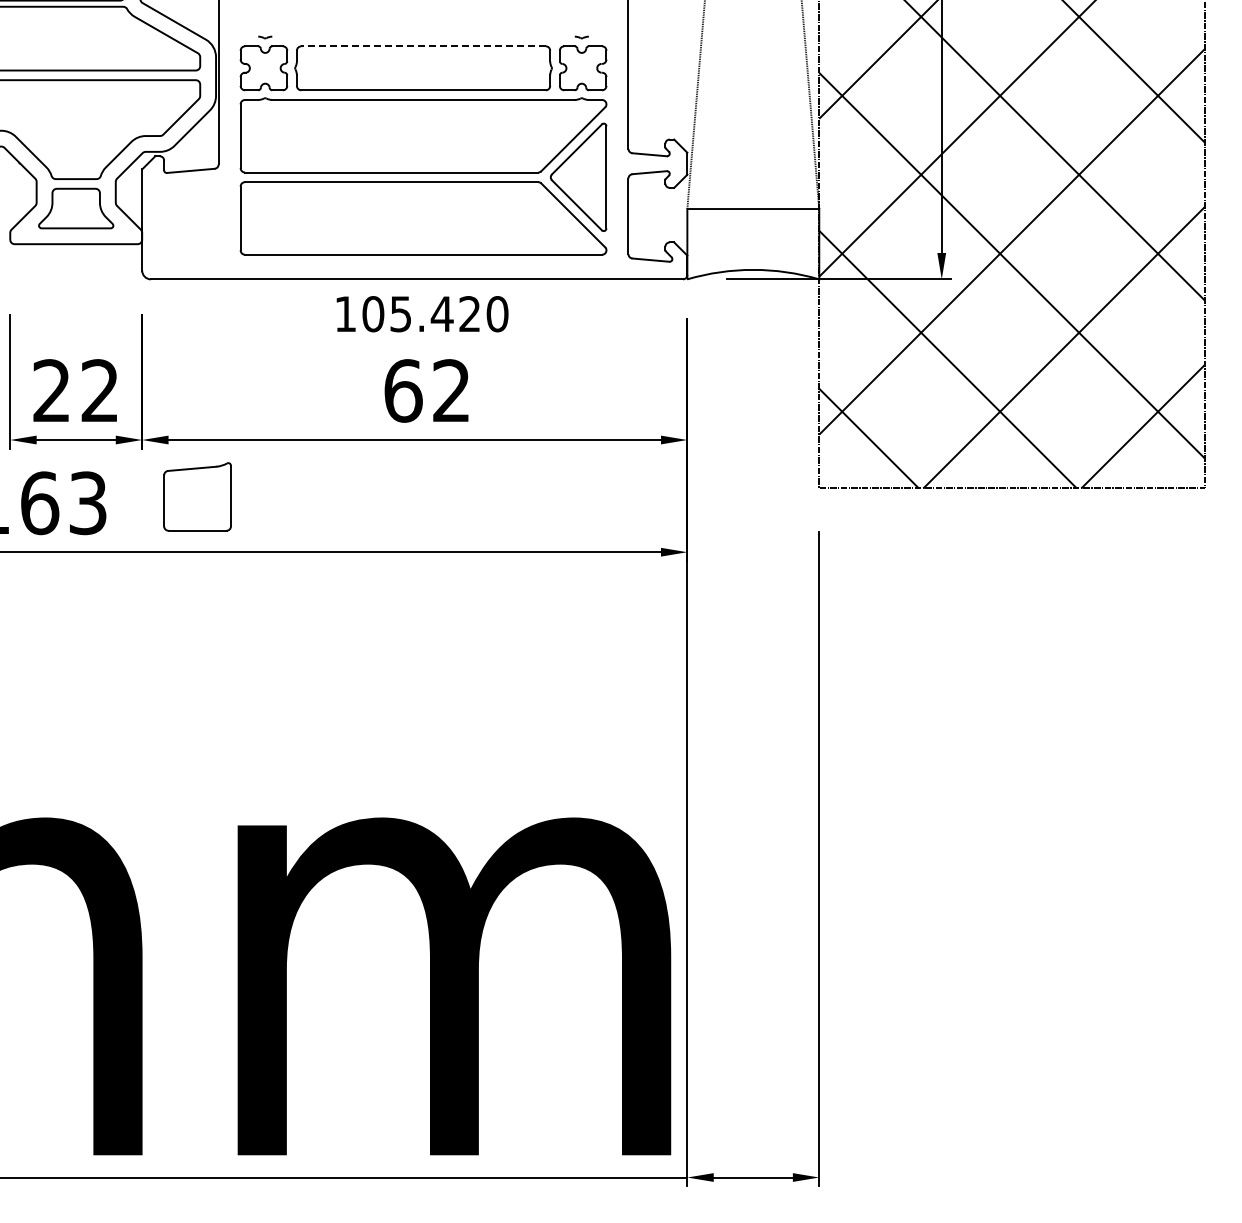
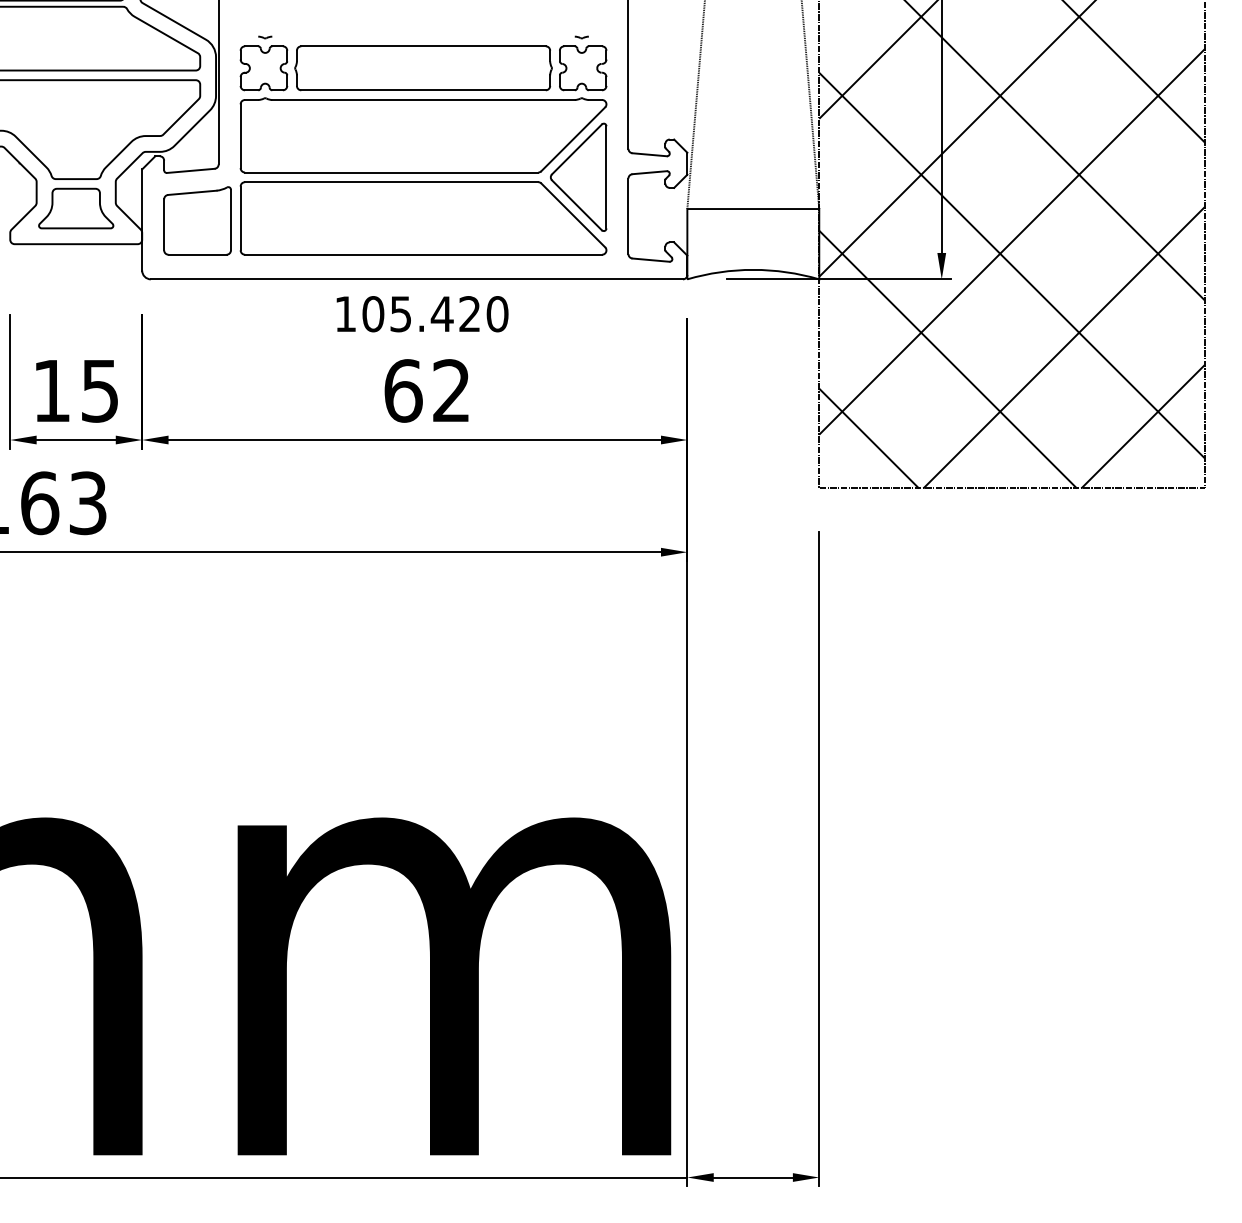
line: dashed -> solid (423, 46)
text: 22 -> 15 (75, 390)
part position: (197, 496) -> (197, 220) (197, 220)
